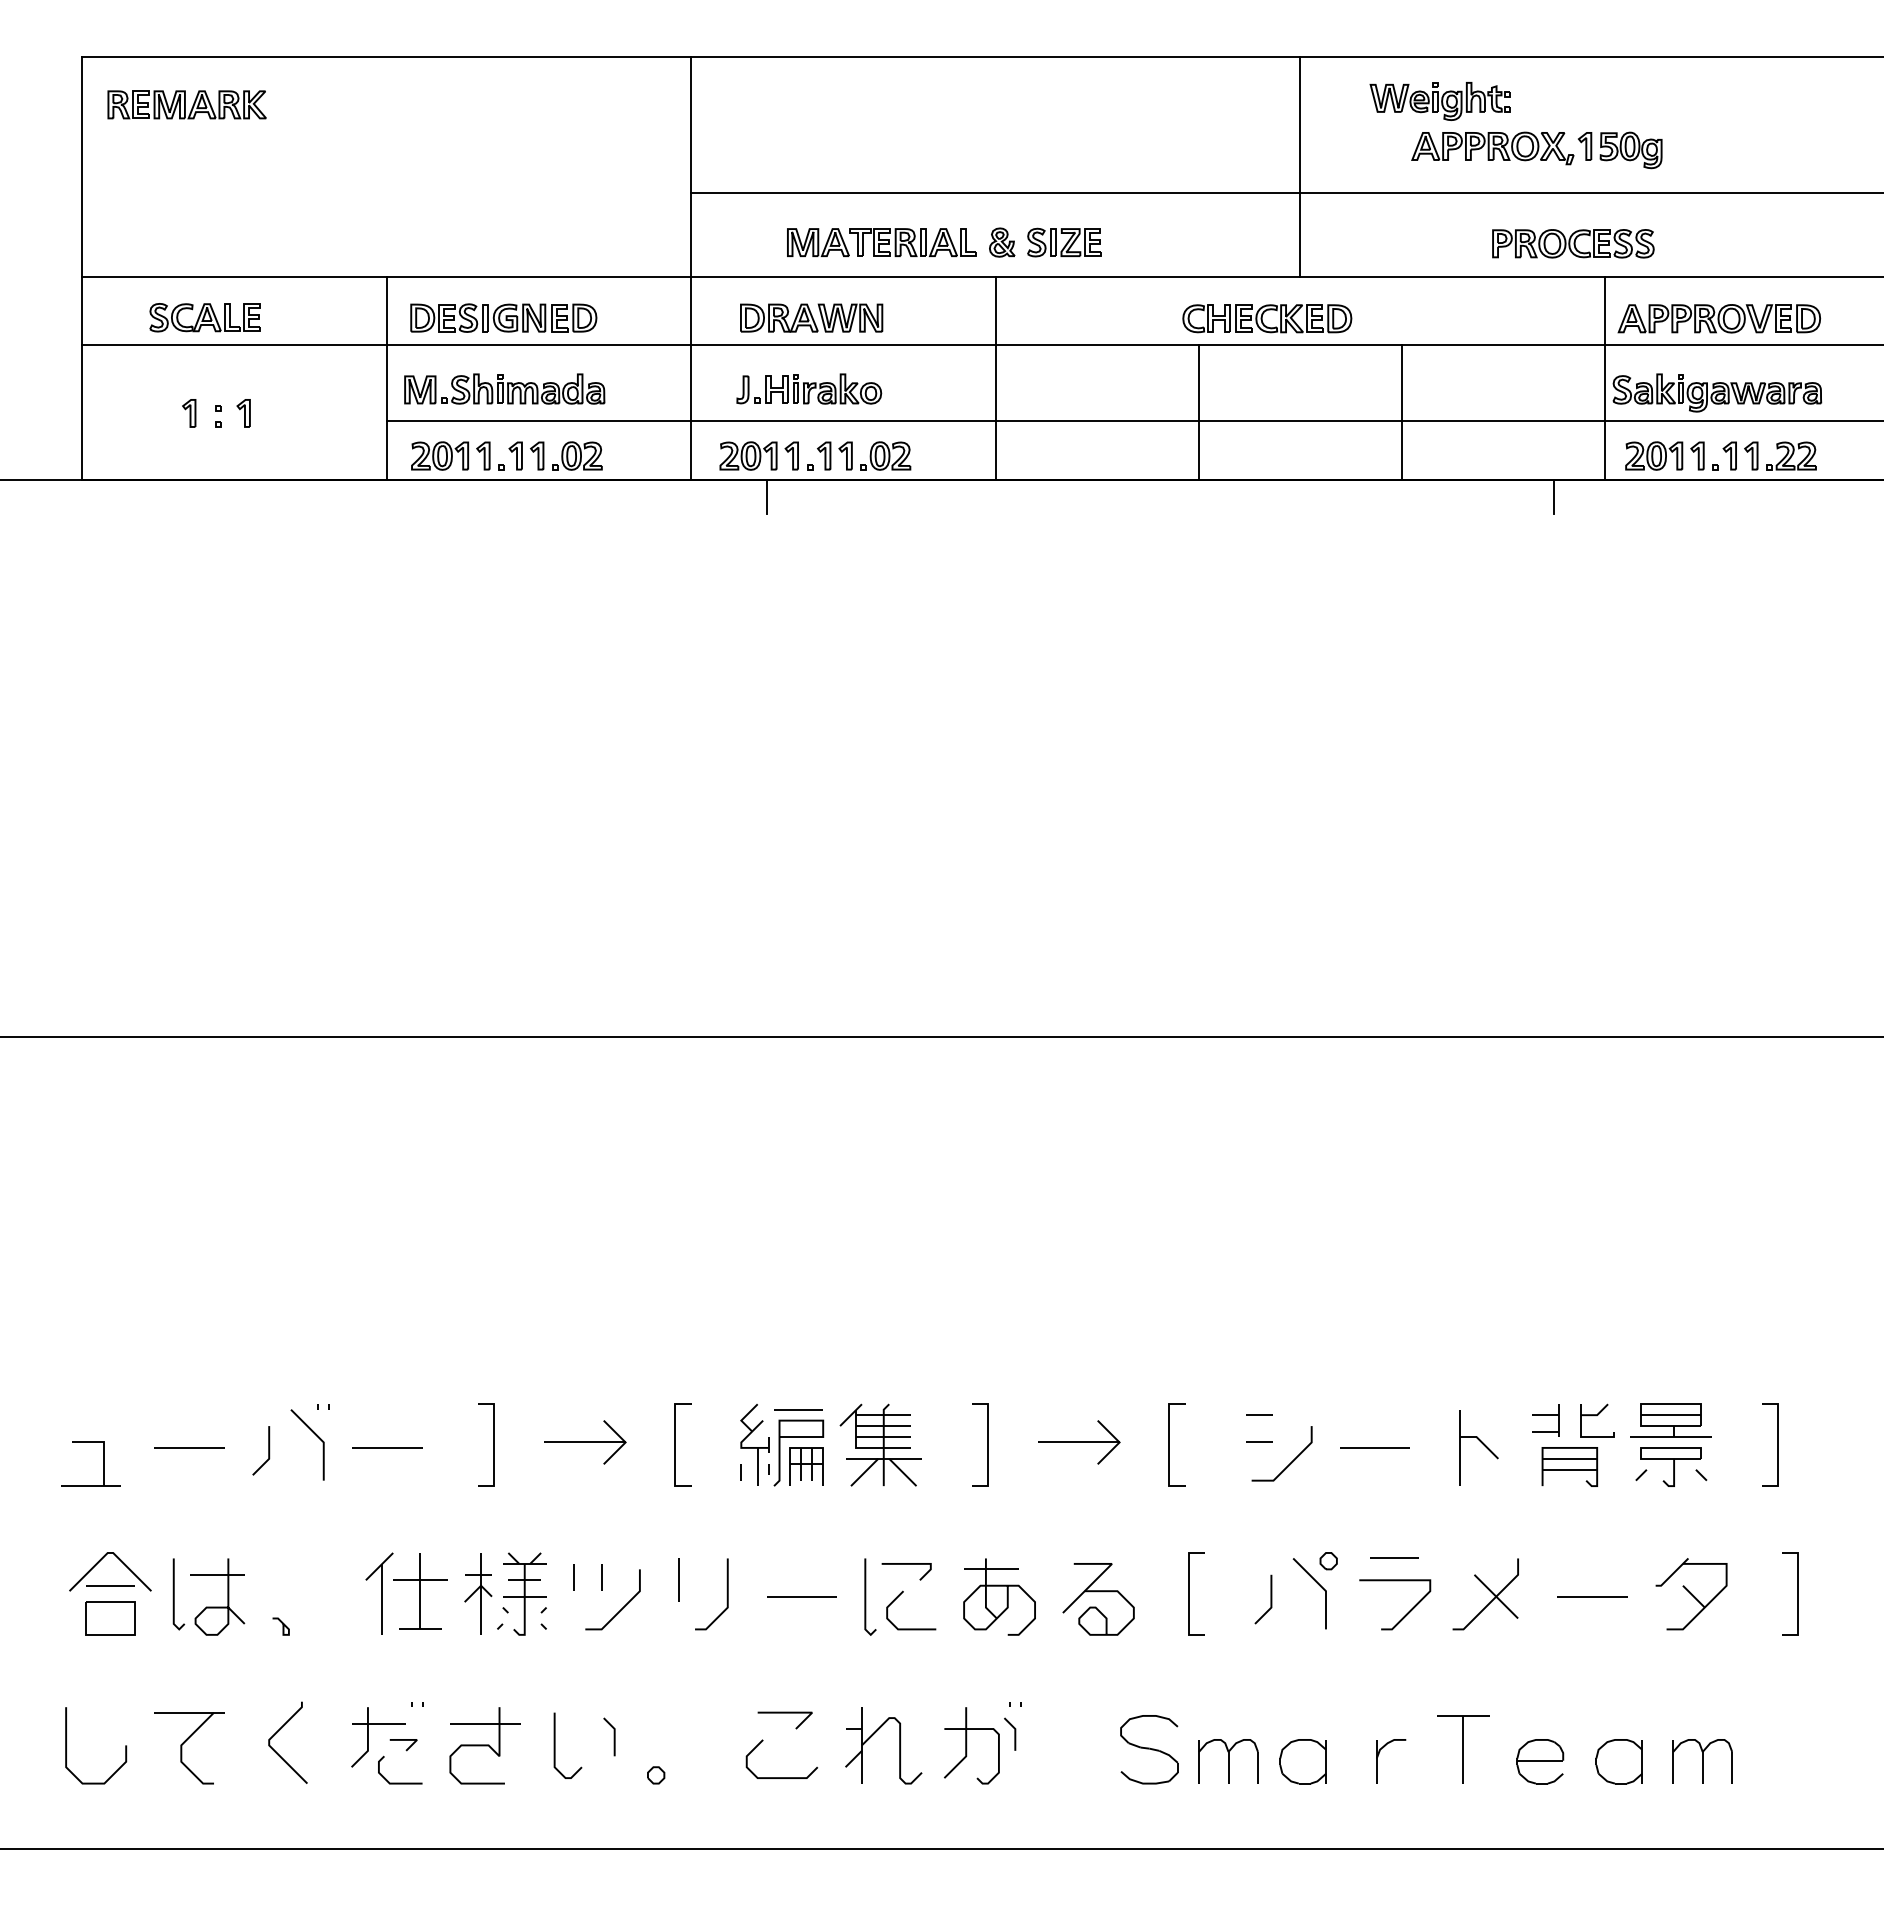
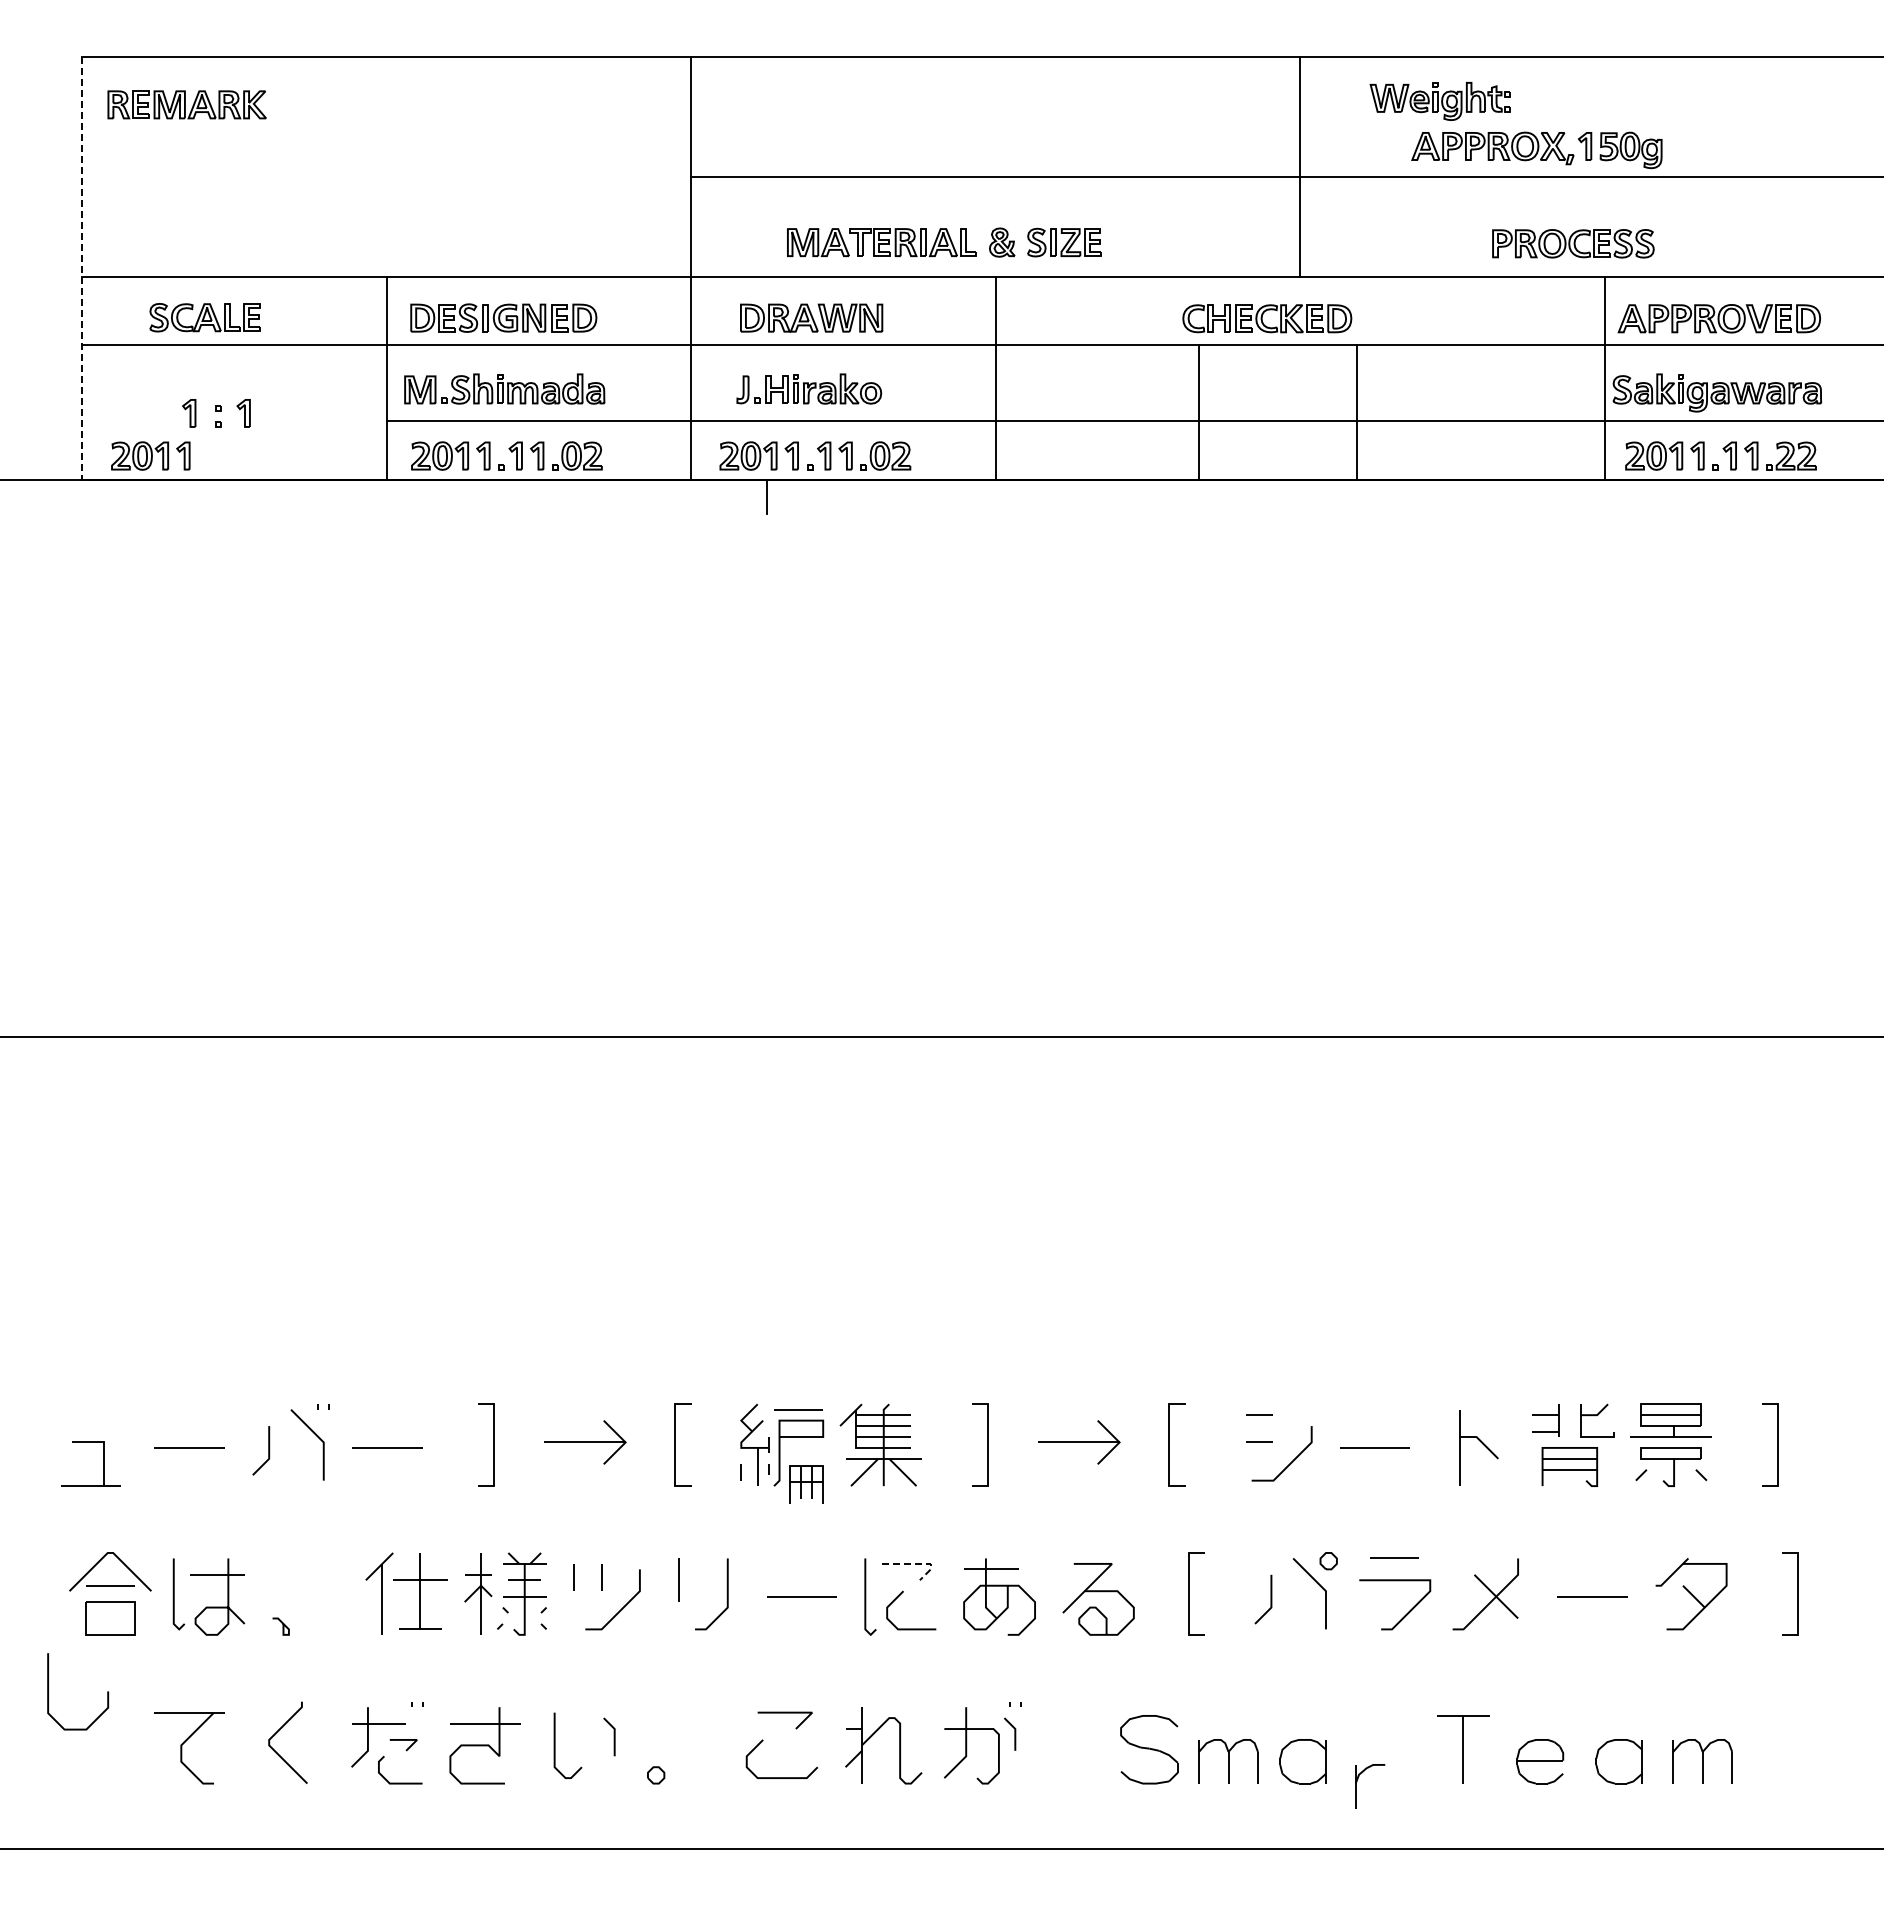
line position: (1285, 192) -> (1285, 176) (1285, 176)
line: solid -> dashed (82, 268)
line position: (1401, 412) -> (1356, 412) (1356, 412)
part: none -> present (150, 455)
line: present -> none (1554, 497)
part position: (806, 1466) -> (806, 1484) (806, 1484)
line: solid -> dashed (918, 1563)
curve position: (125, 1745) -> (107, 1691) (107, 1691)
part position: (1378, 1757) -> (1357, 1782) (1357, 1782)
